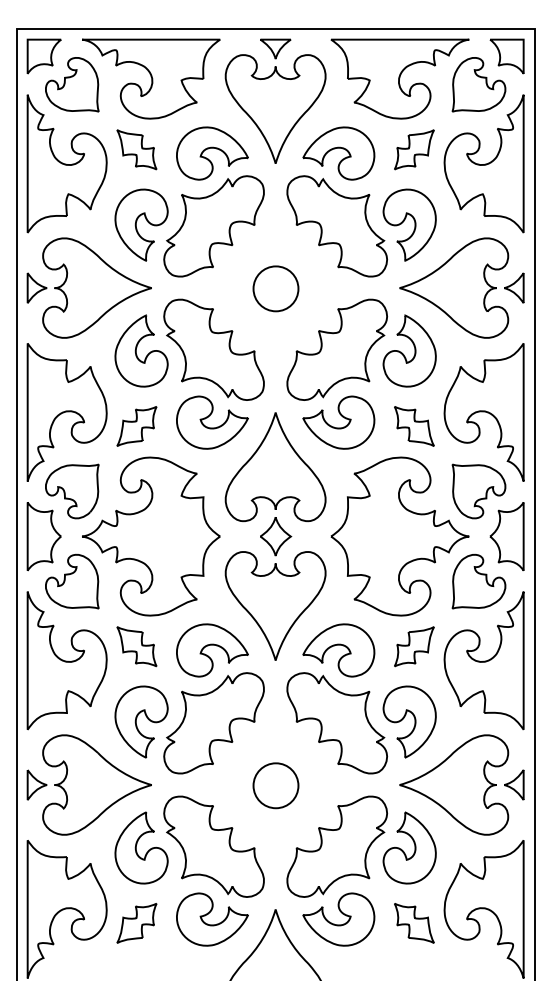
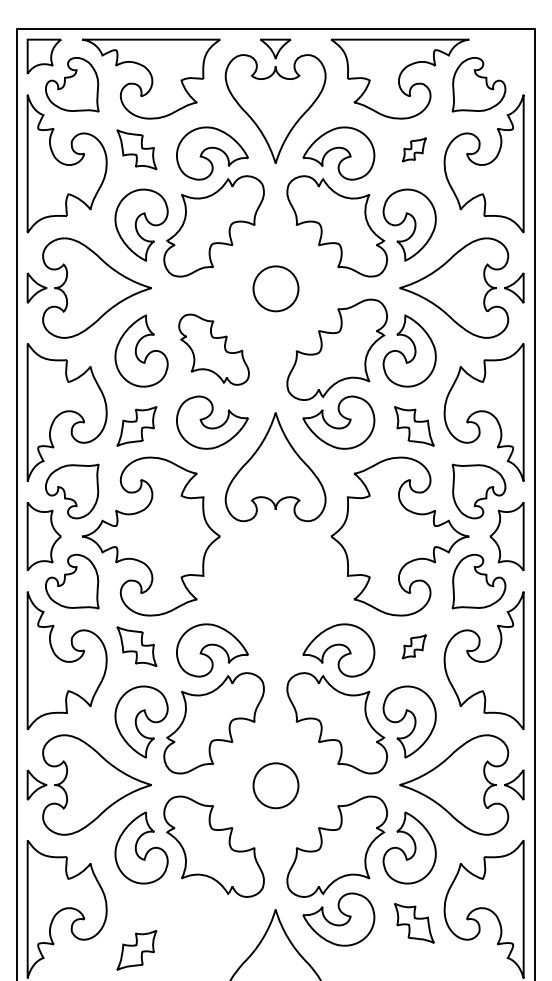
part: present -> none (506, 56)
part size: 41x42 px -> 25x26 px (414, 149)
part size: 102x103 px -> 72x73 px (213, 349)
part: present -> none (275, 588)
part size: 41x42 px -> 25x26 px (414, 646)
part: present -> none (212, 919)
part position: (136, 923) -> (136, 950) (136, 950)
